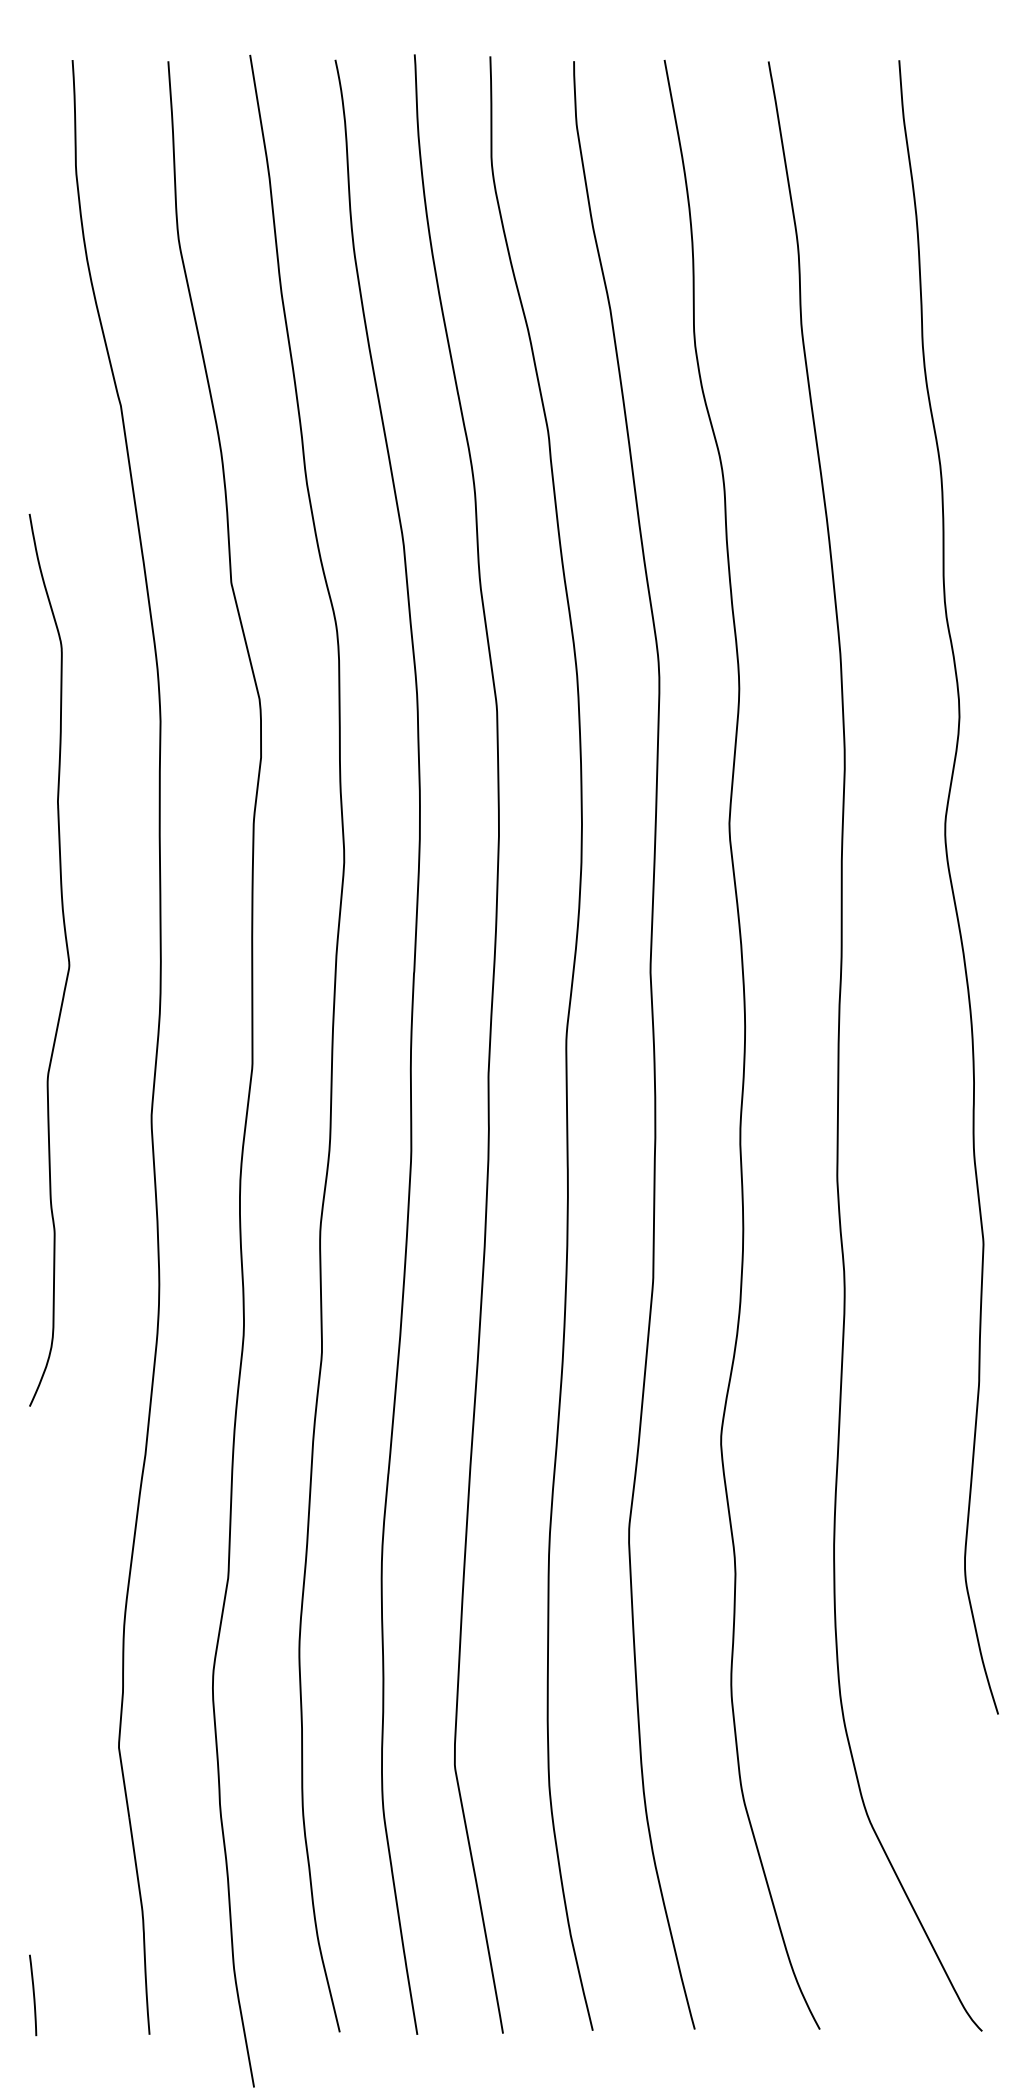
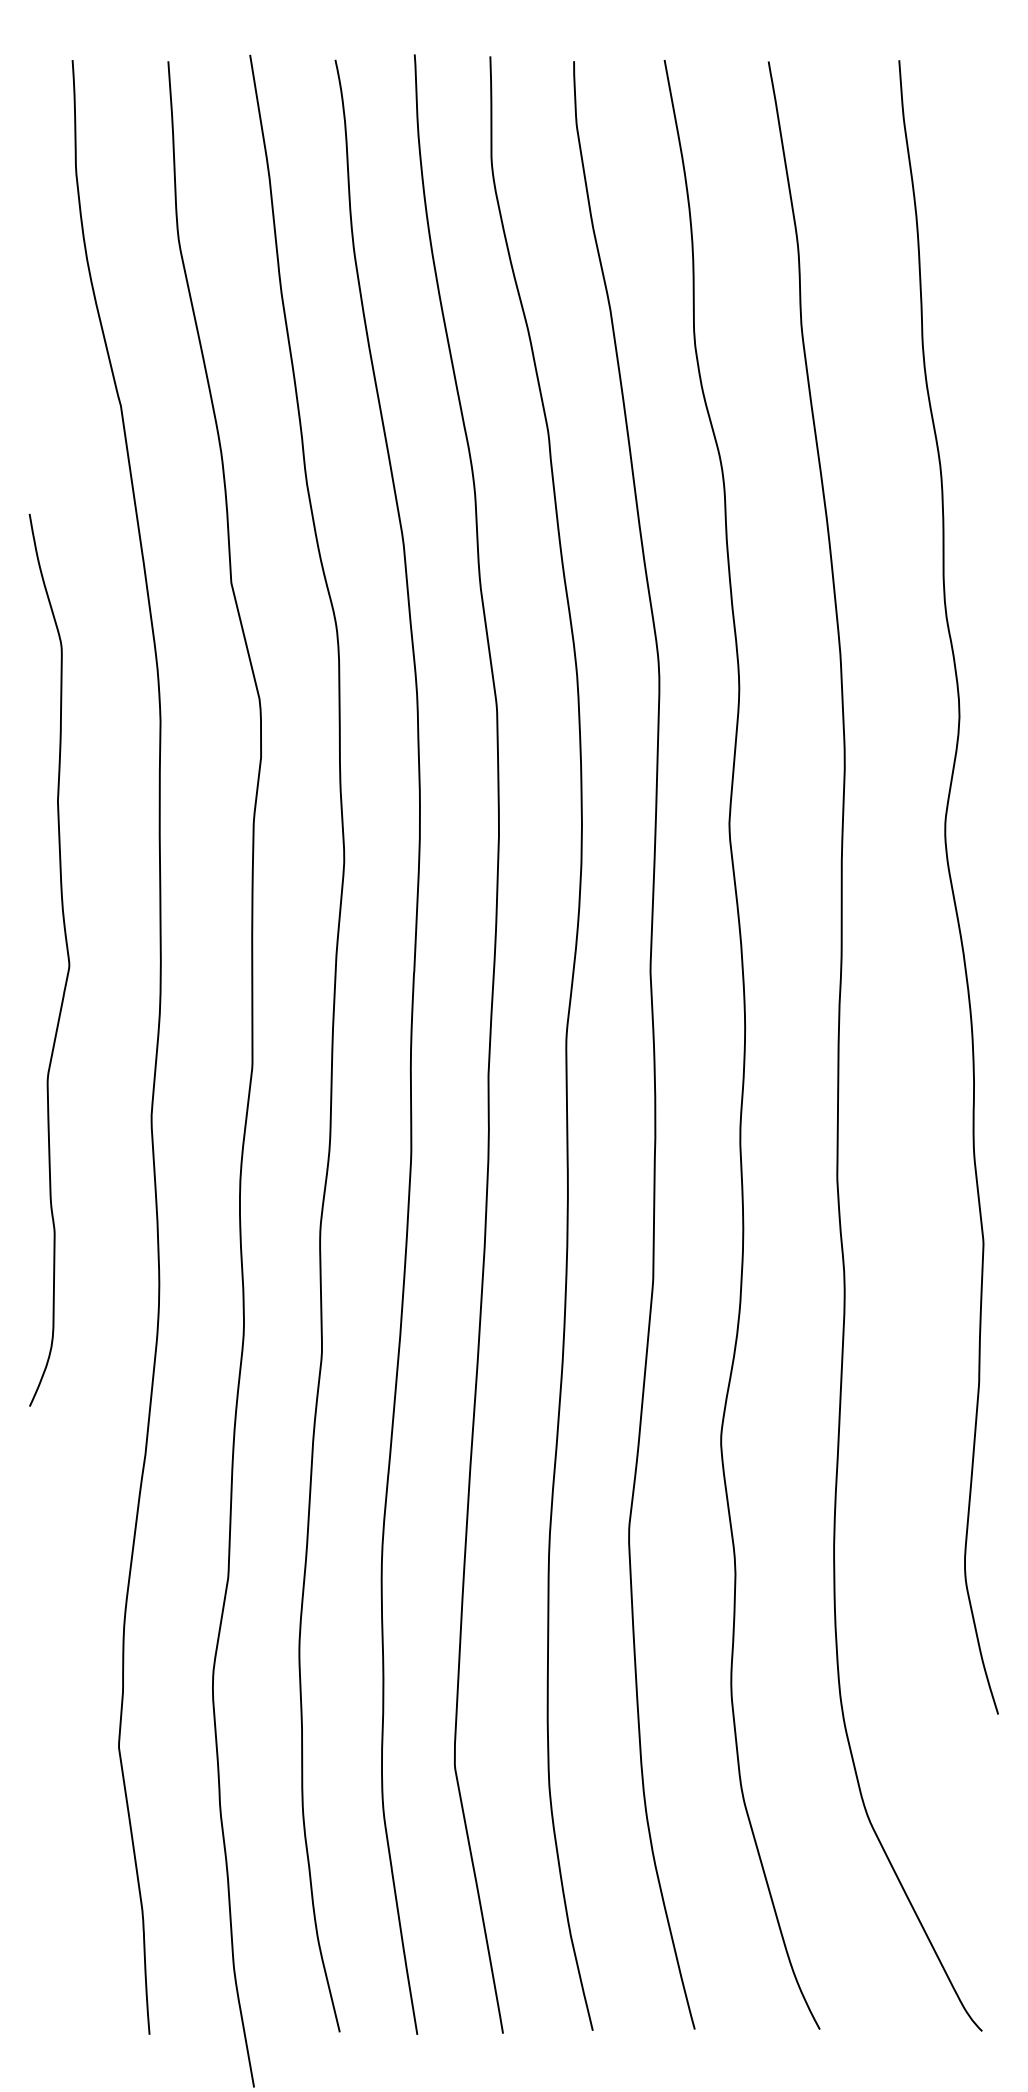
line: present -> none (33, 1995)
